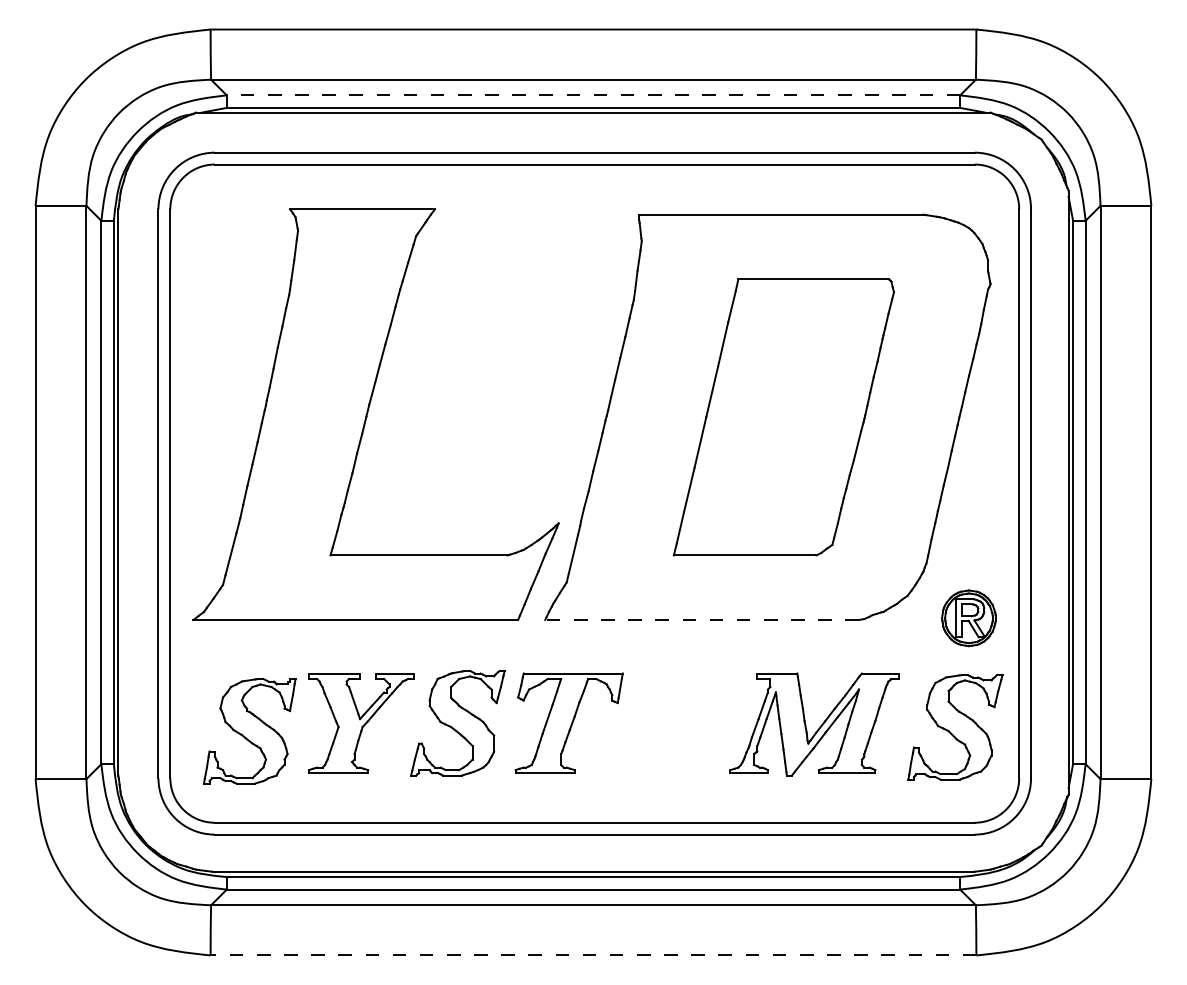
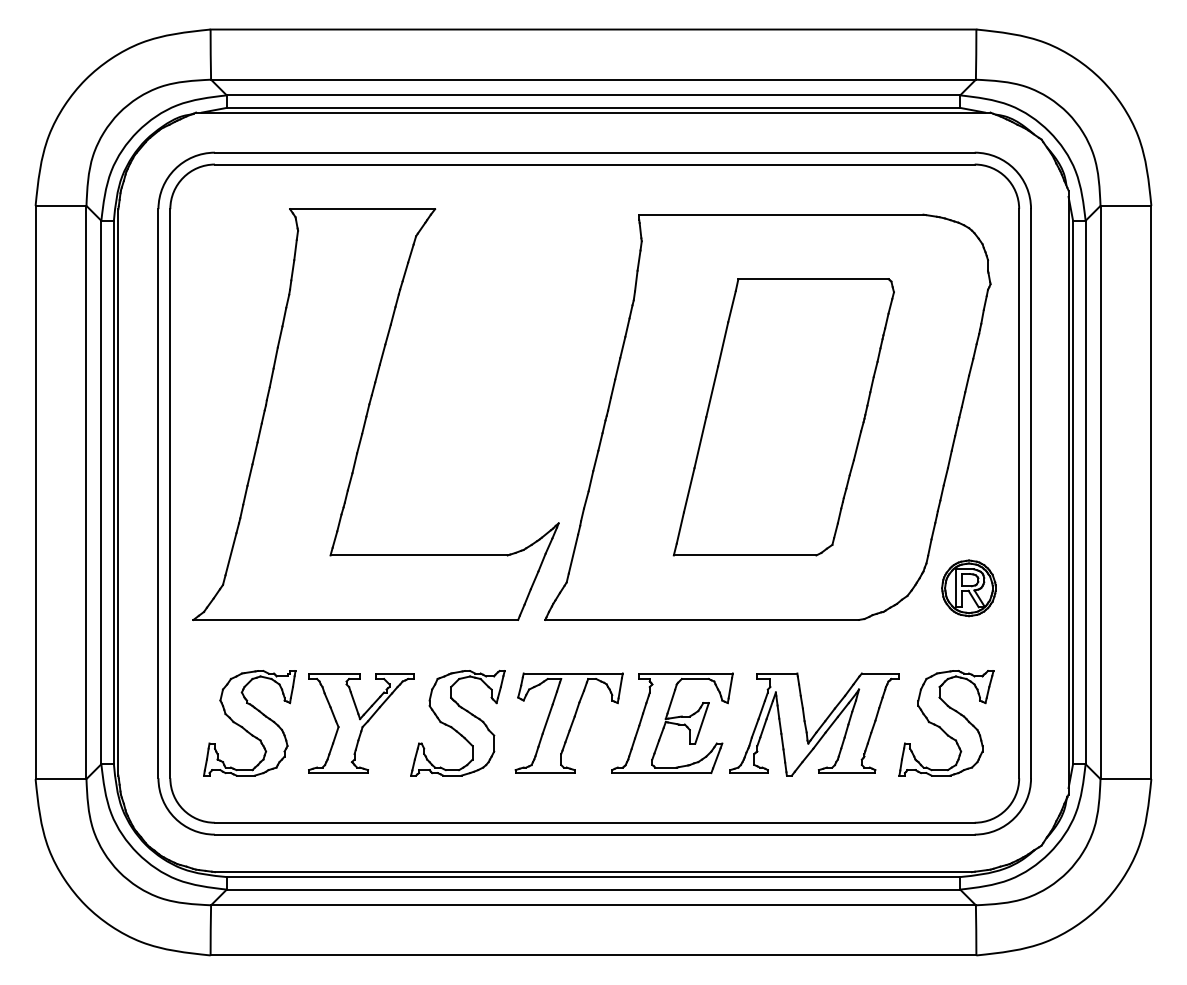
line: dashed -> solid (593, 95)
part position: (968, 618) -> (968, 588) (968, 588)
line: dashed -> solid (702, 619)
part: none -> present (672, 723)
part position: (955, 727) -> (946, 723) (946, 723)
part position: (249, 731) -> (249, 723) (249, 723)
line: dashed -> solid (593, 955)
